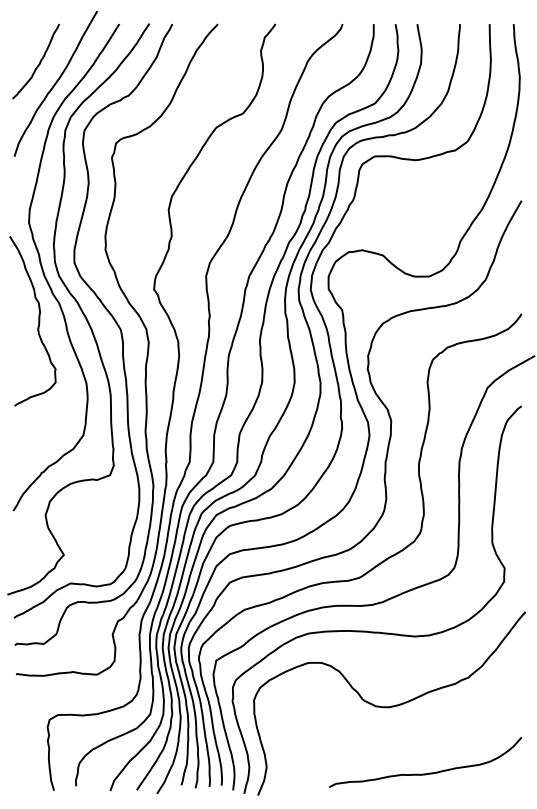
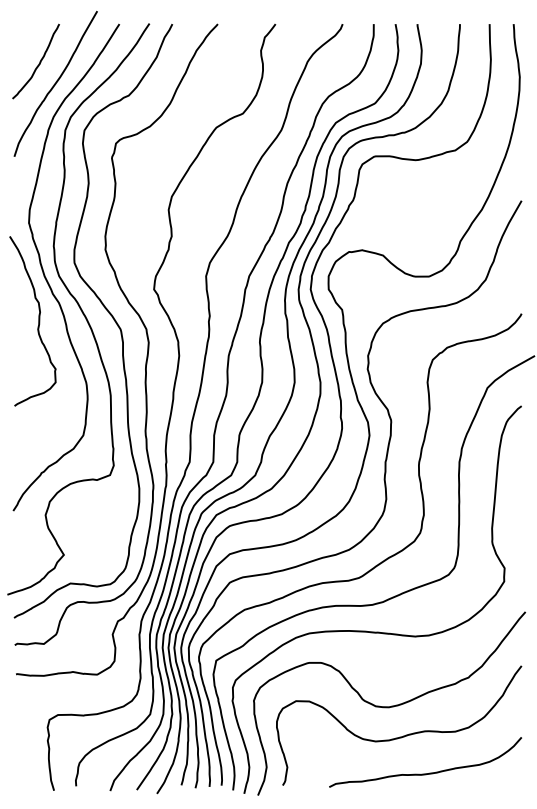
curve: none -> present (403, 735)
